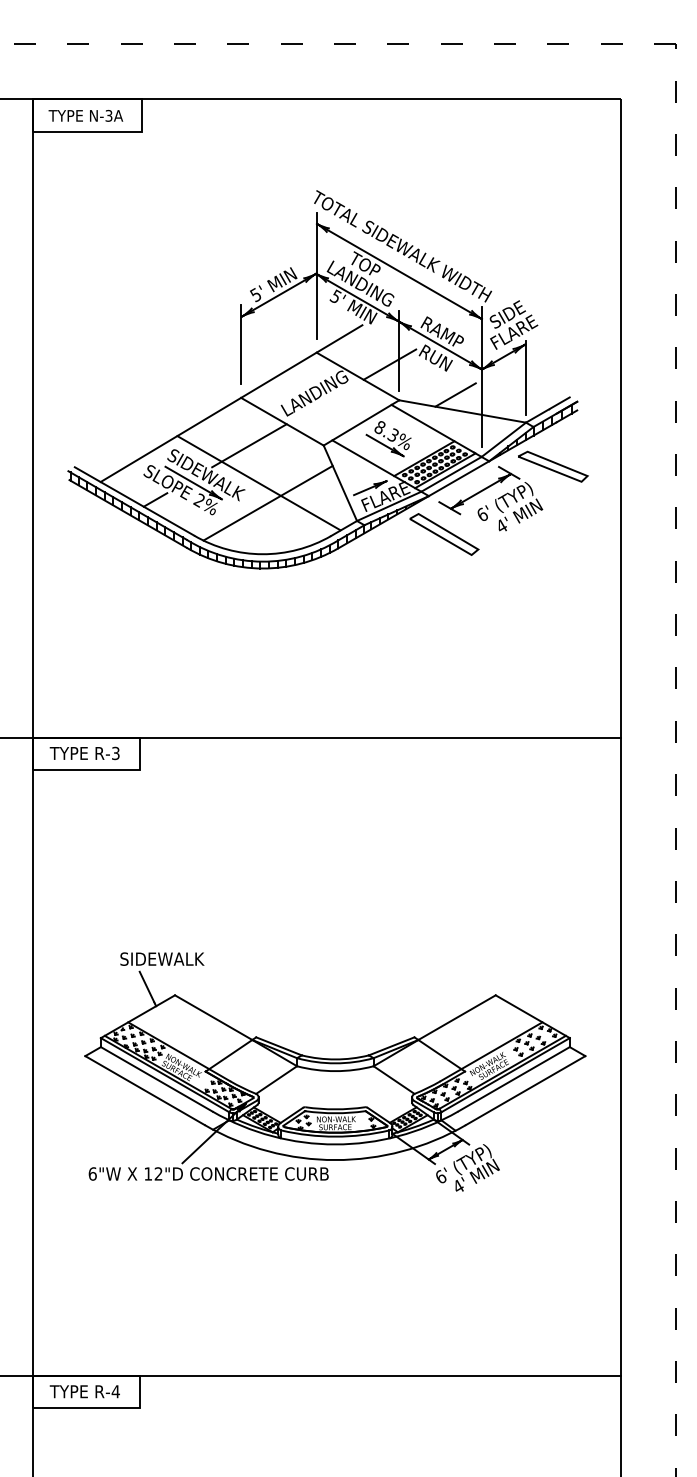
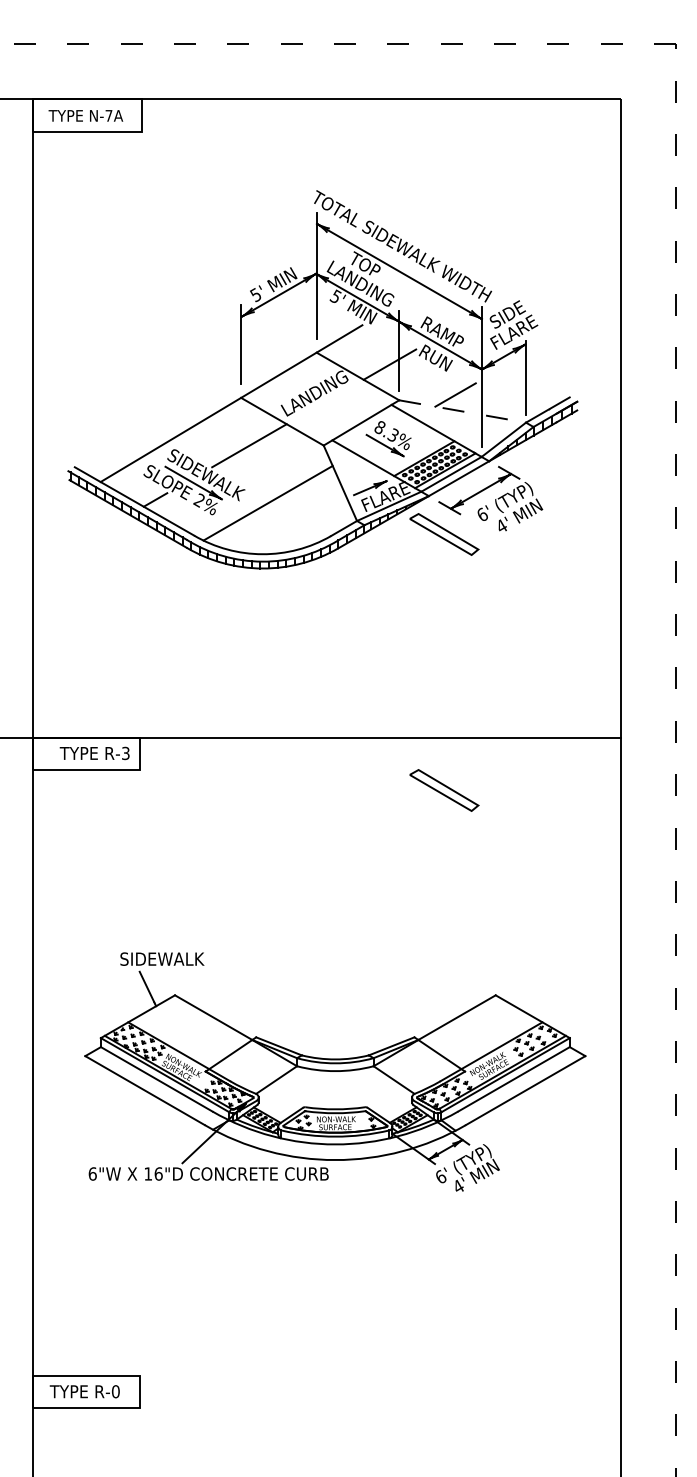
text: N-3A -> N-7A (108, 115)
line: solid -> dashed (463, 411)
part: present -> none (553, 466)
line: present -> none (258, 483)
text position: (84, 753) -> (94, 753) (94, 753)
part: none -> present (444, 790)
text: 12"D -> 16"D (158, 1173)
line: present -> none (311, 1375)
text: R-4 -> R-0 (115, 1391)
